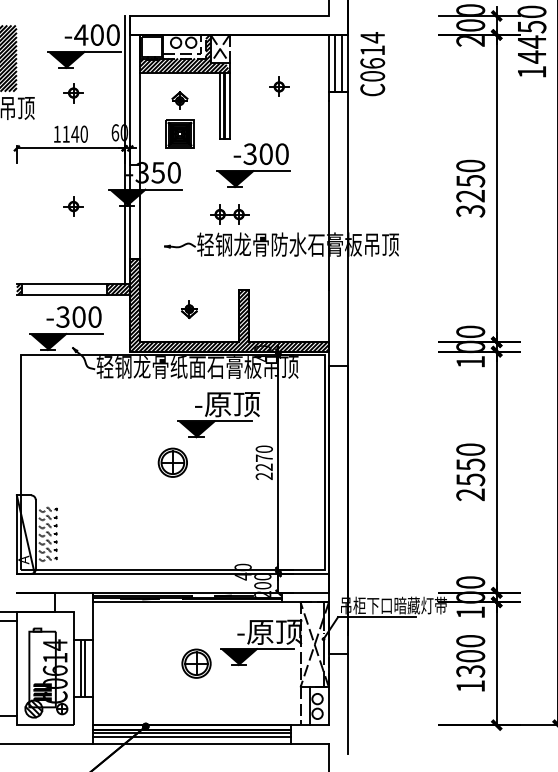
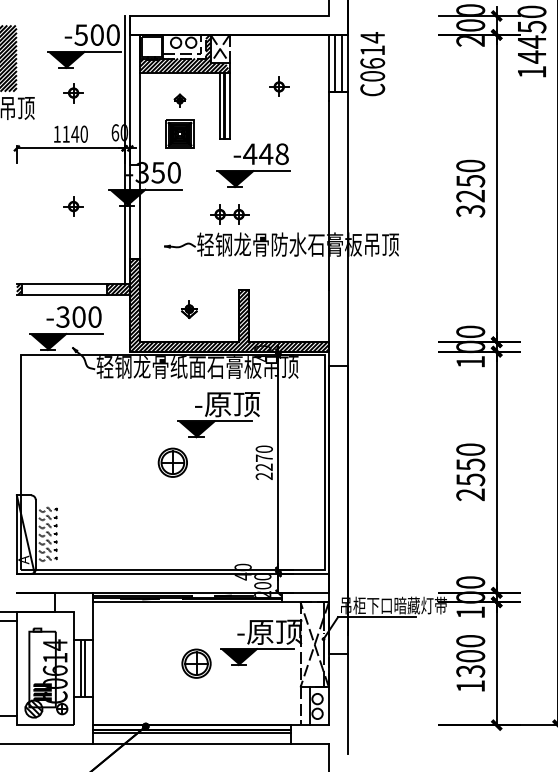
text: -400 -> -500 (81, 34)
part size: 18x19 px -> 14x15 px (179, 100)
text: -300 -> -448 (265, 154)
line: present -> none (191, 737)
